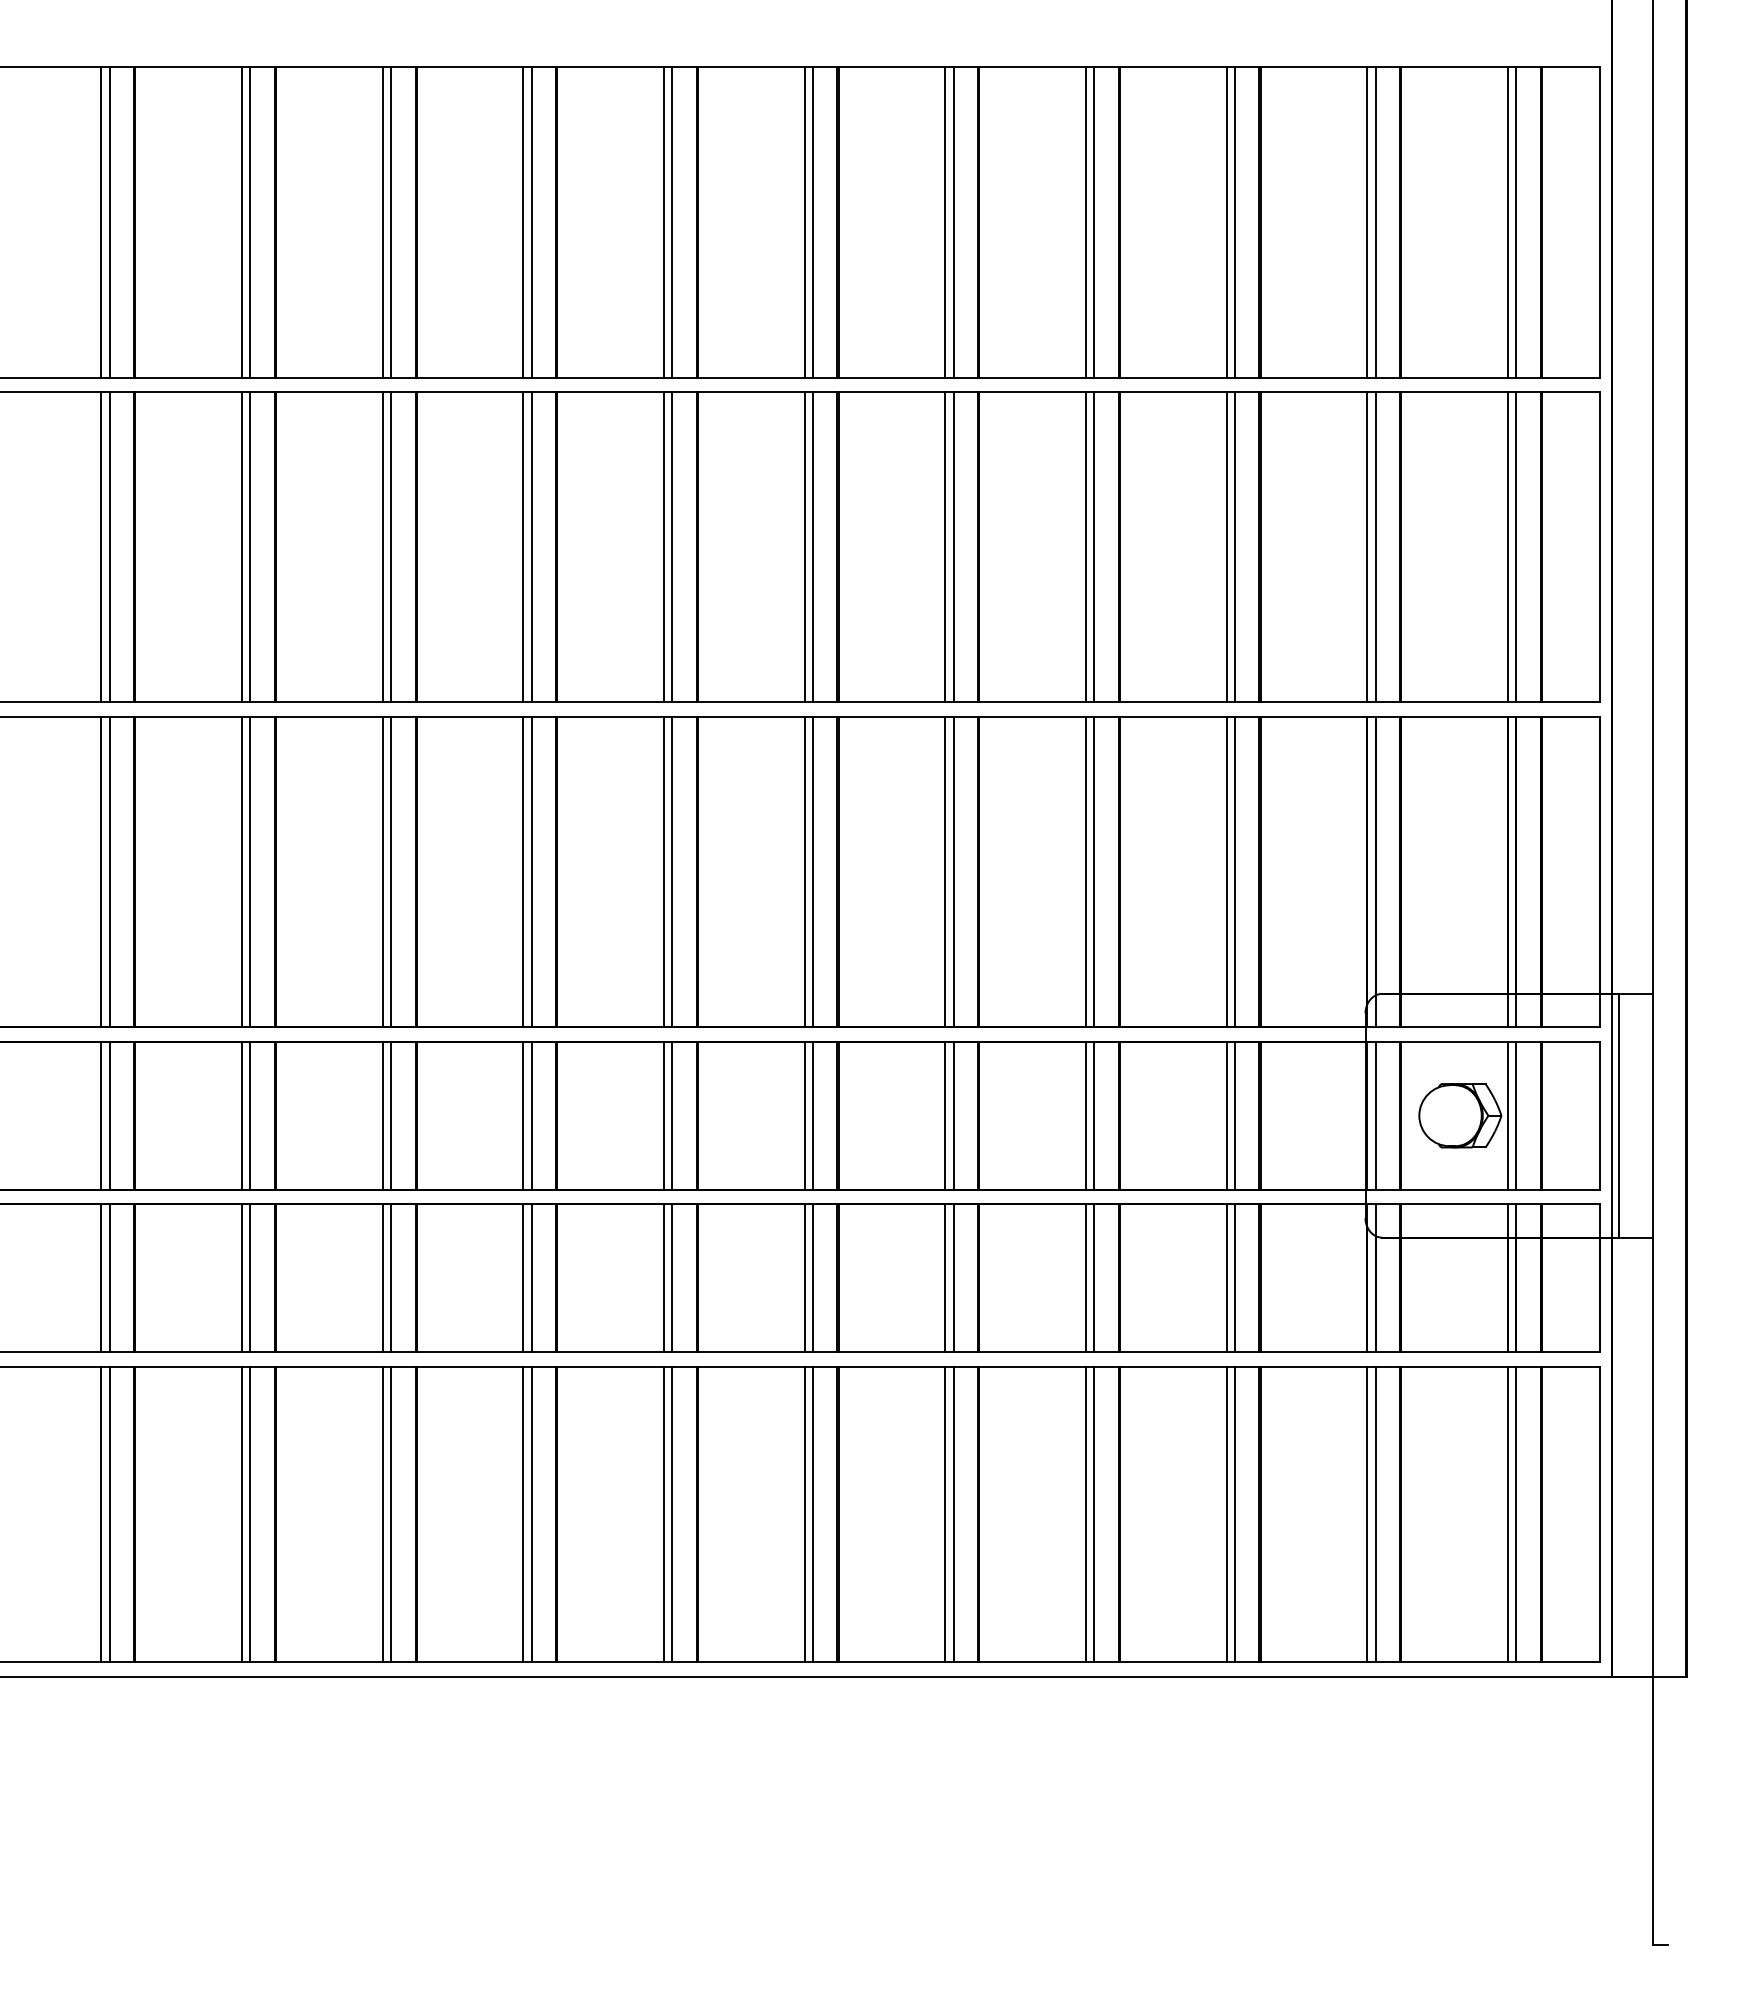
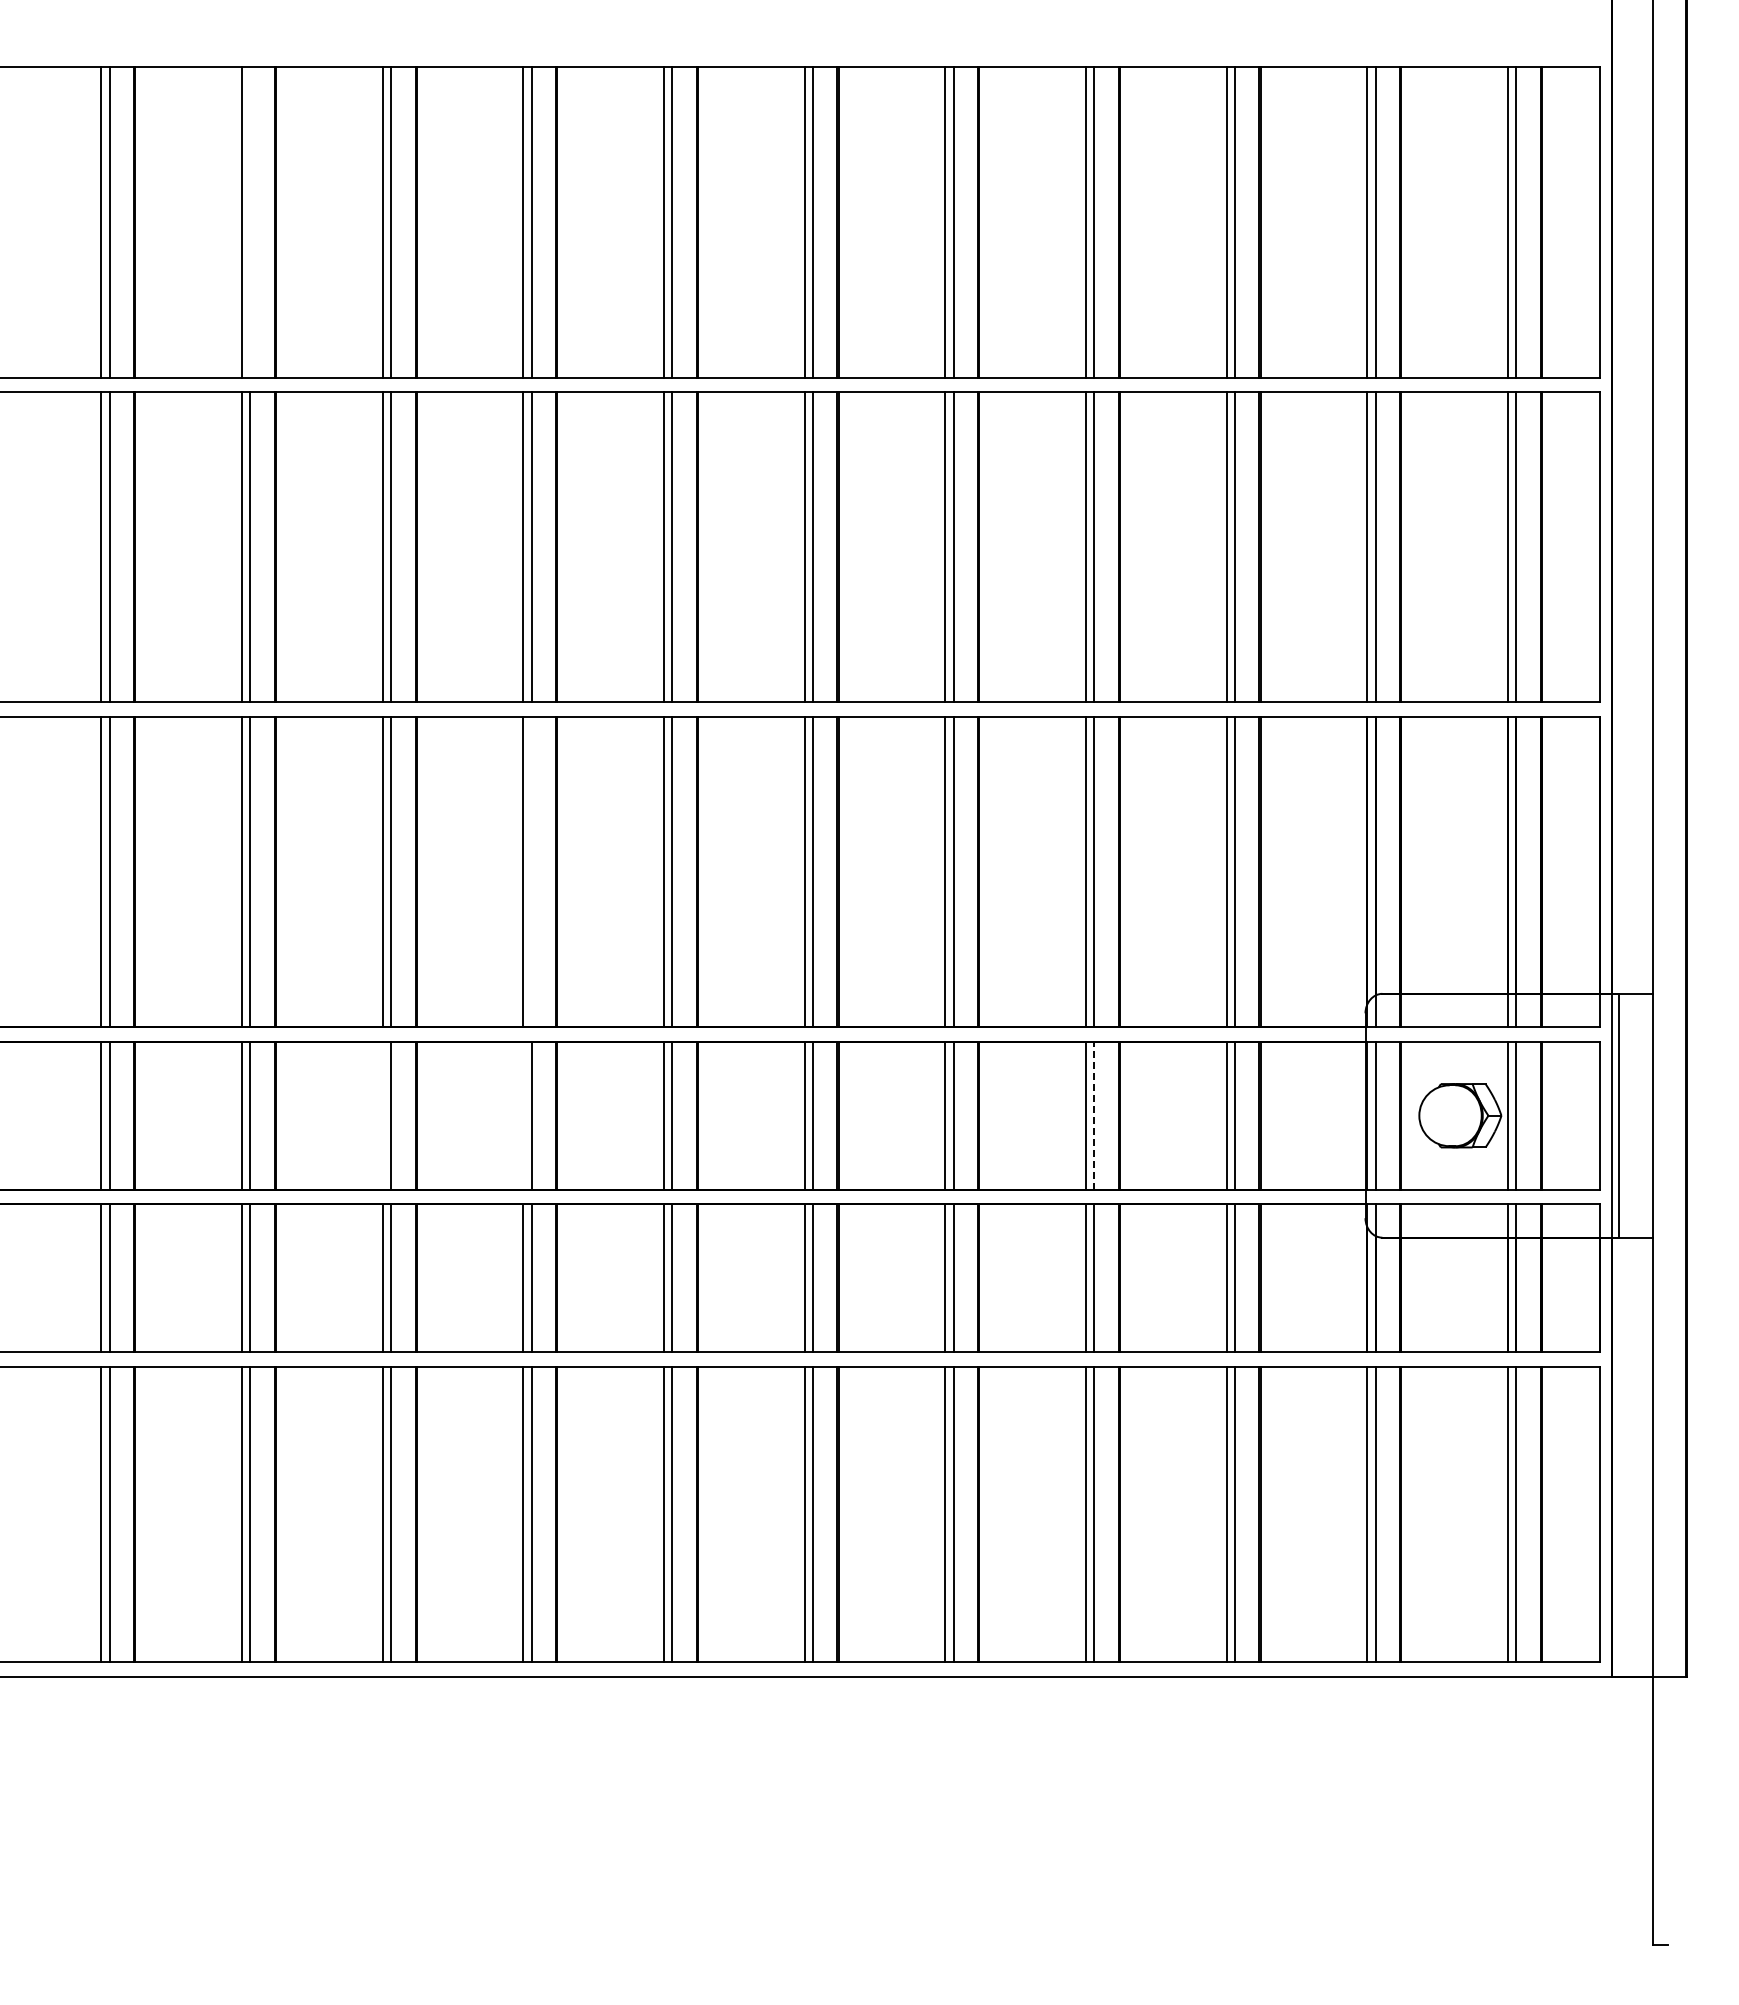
line: present -> none (250, 222)
line: present -> none (531, 872)
line: present -> none (382, 1115)
line: present -> none (523, 1115)
line: solid -> dashed (1094, 1115)
